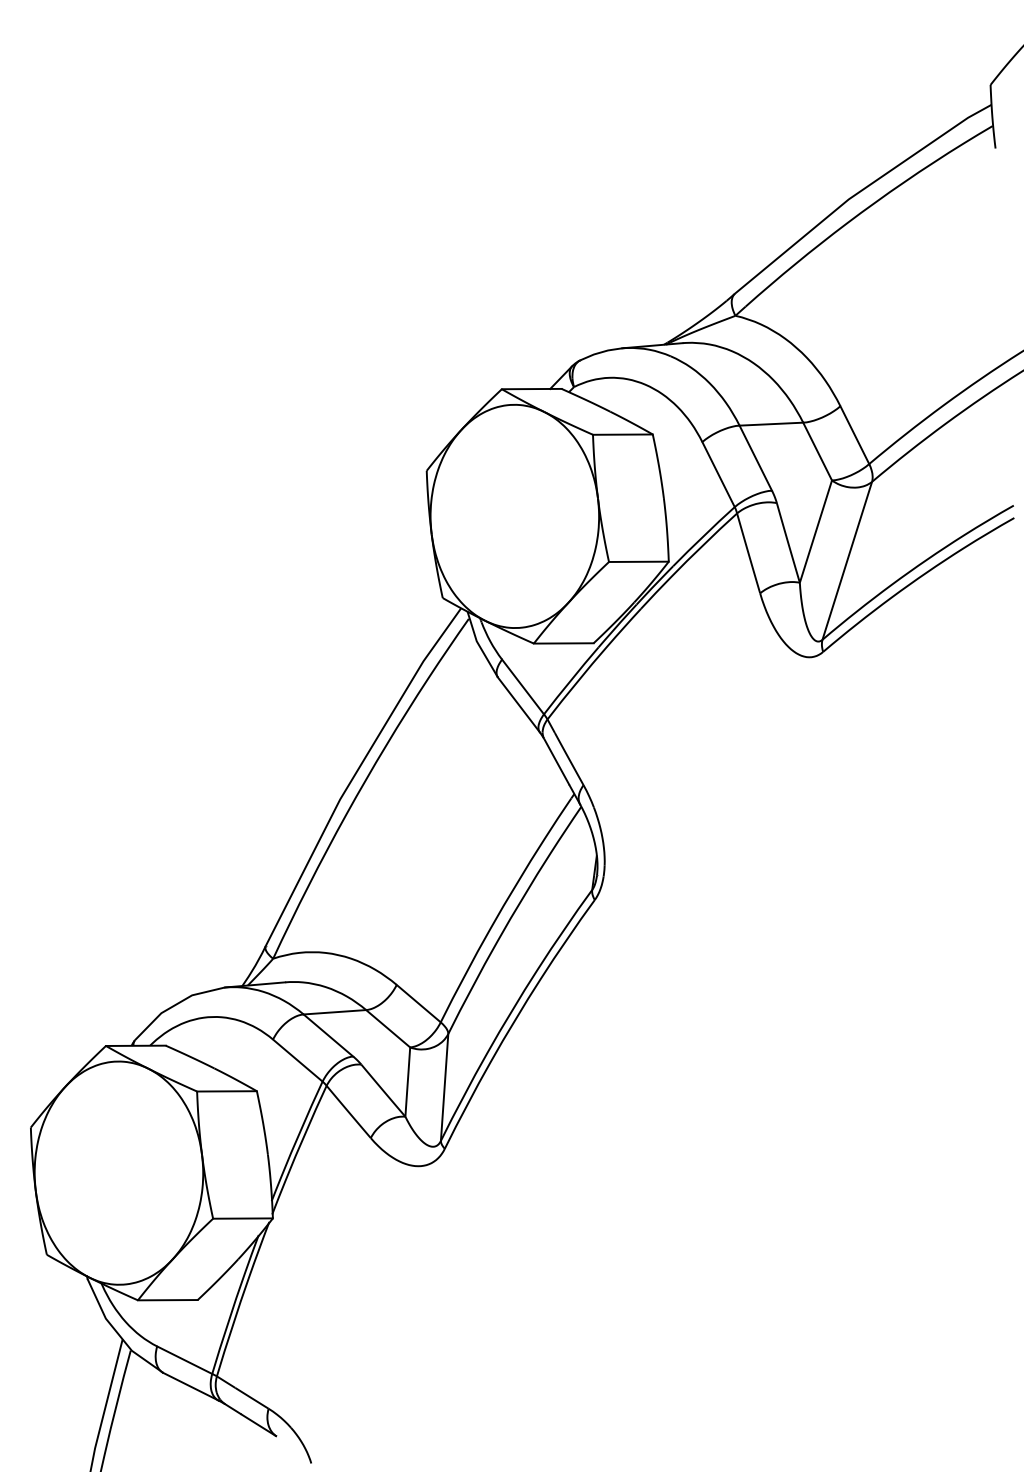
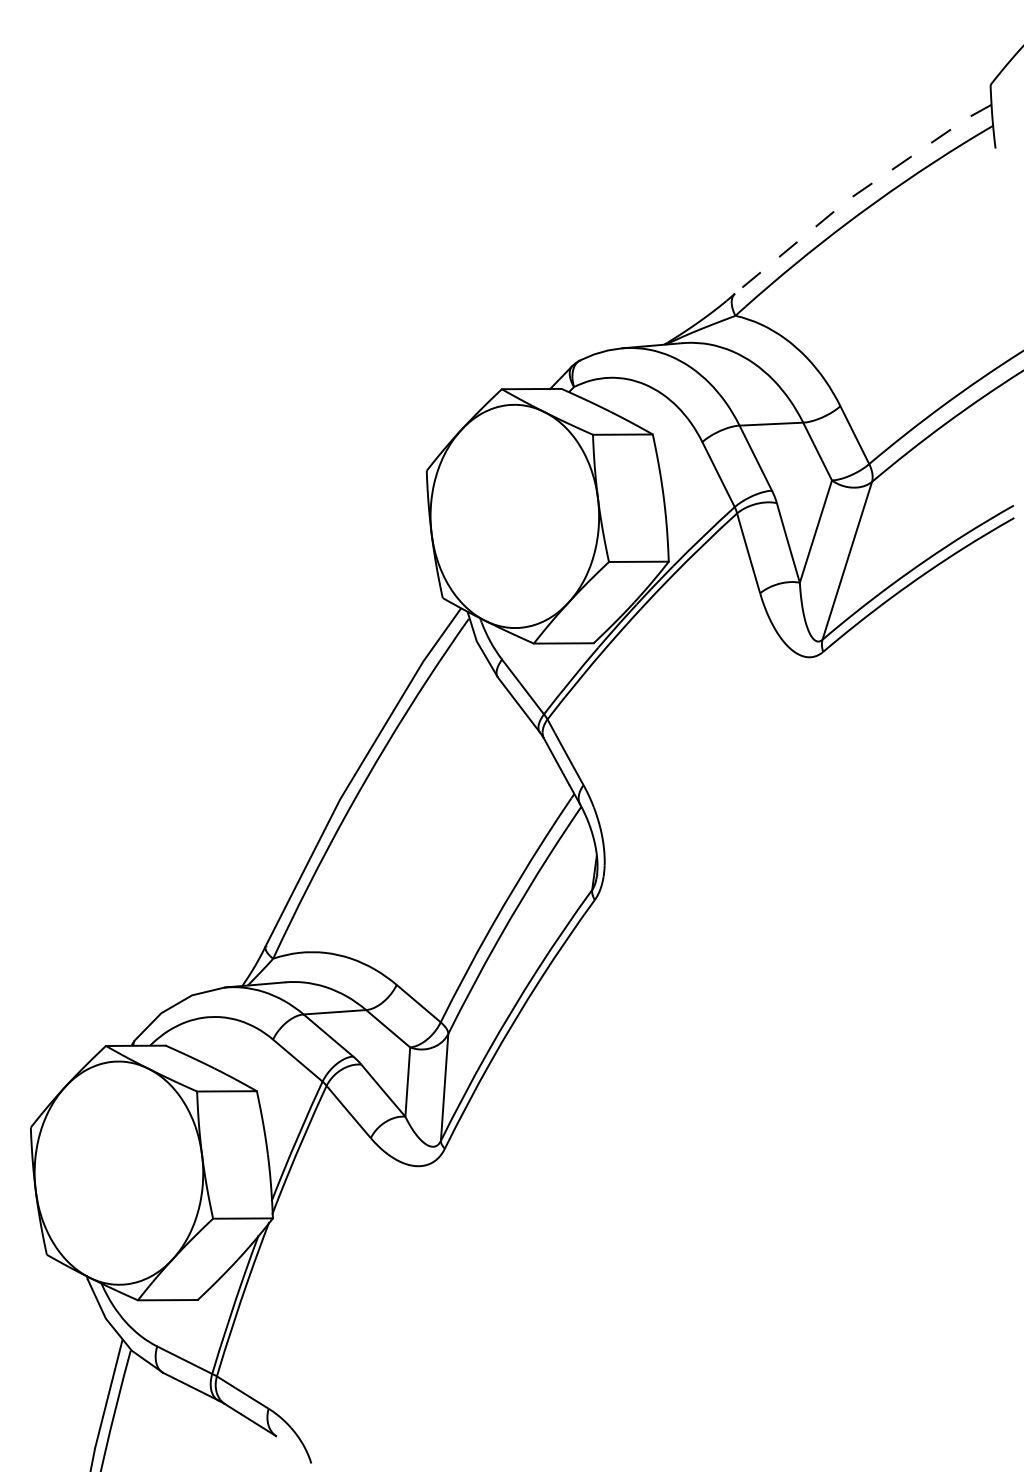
line: solid -> dashed (858, 192)
